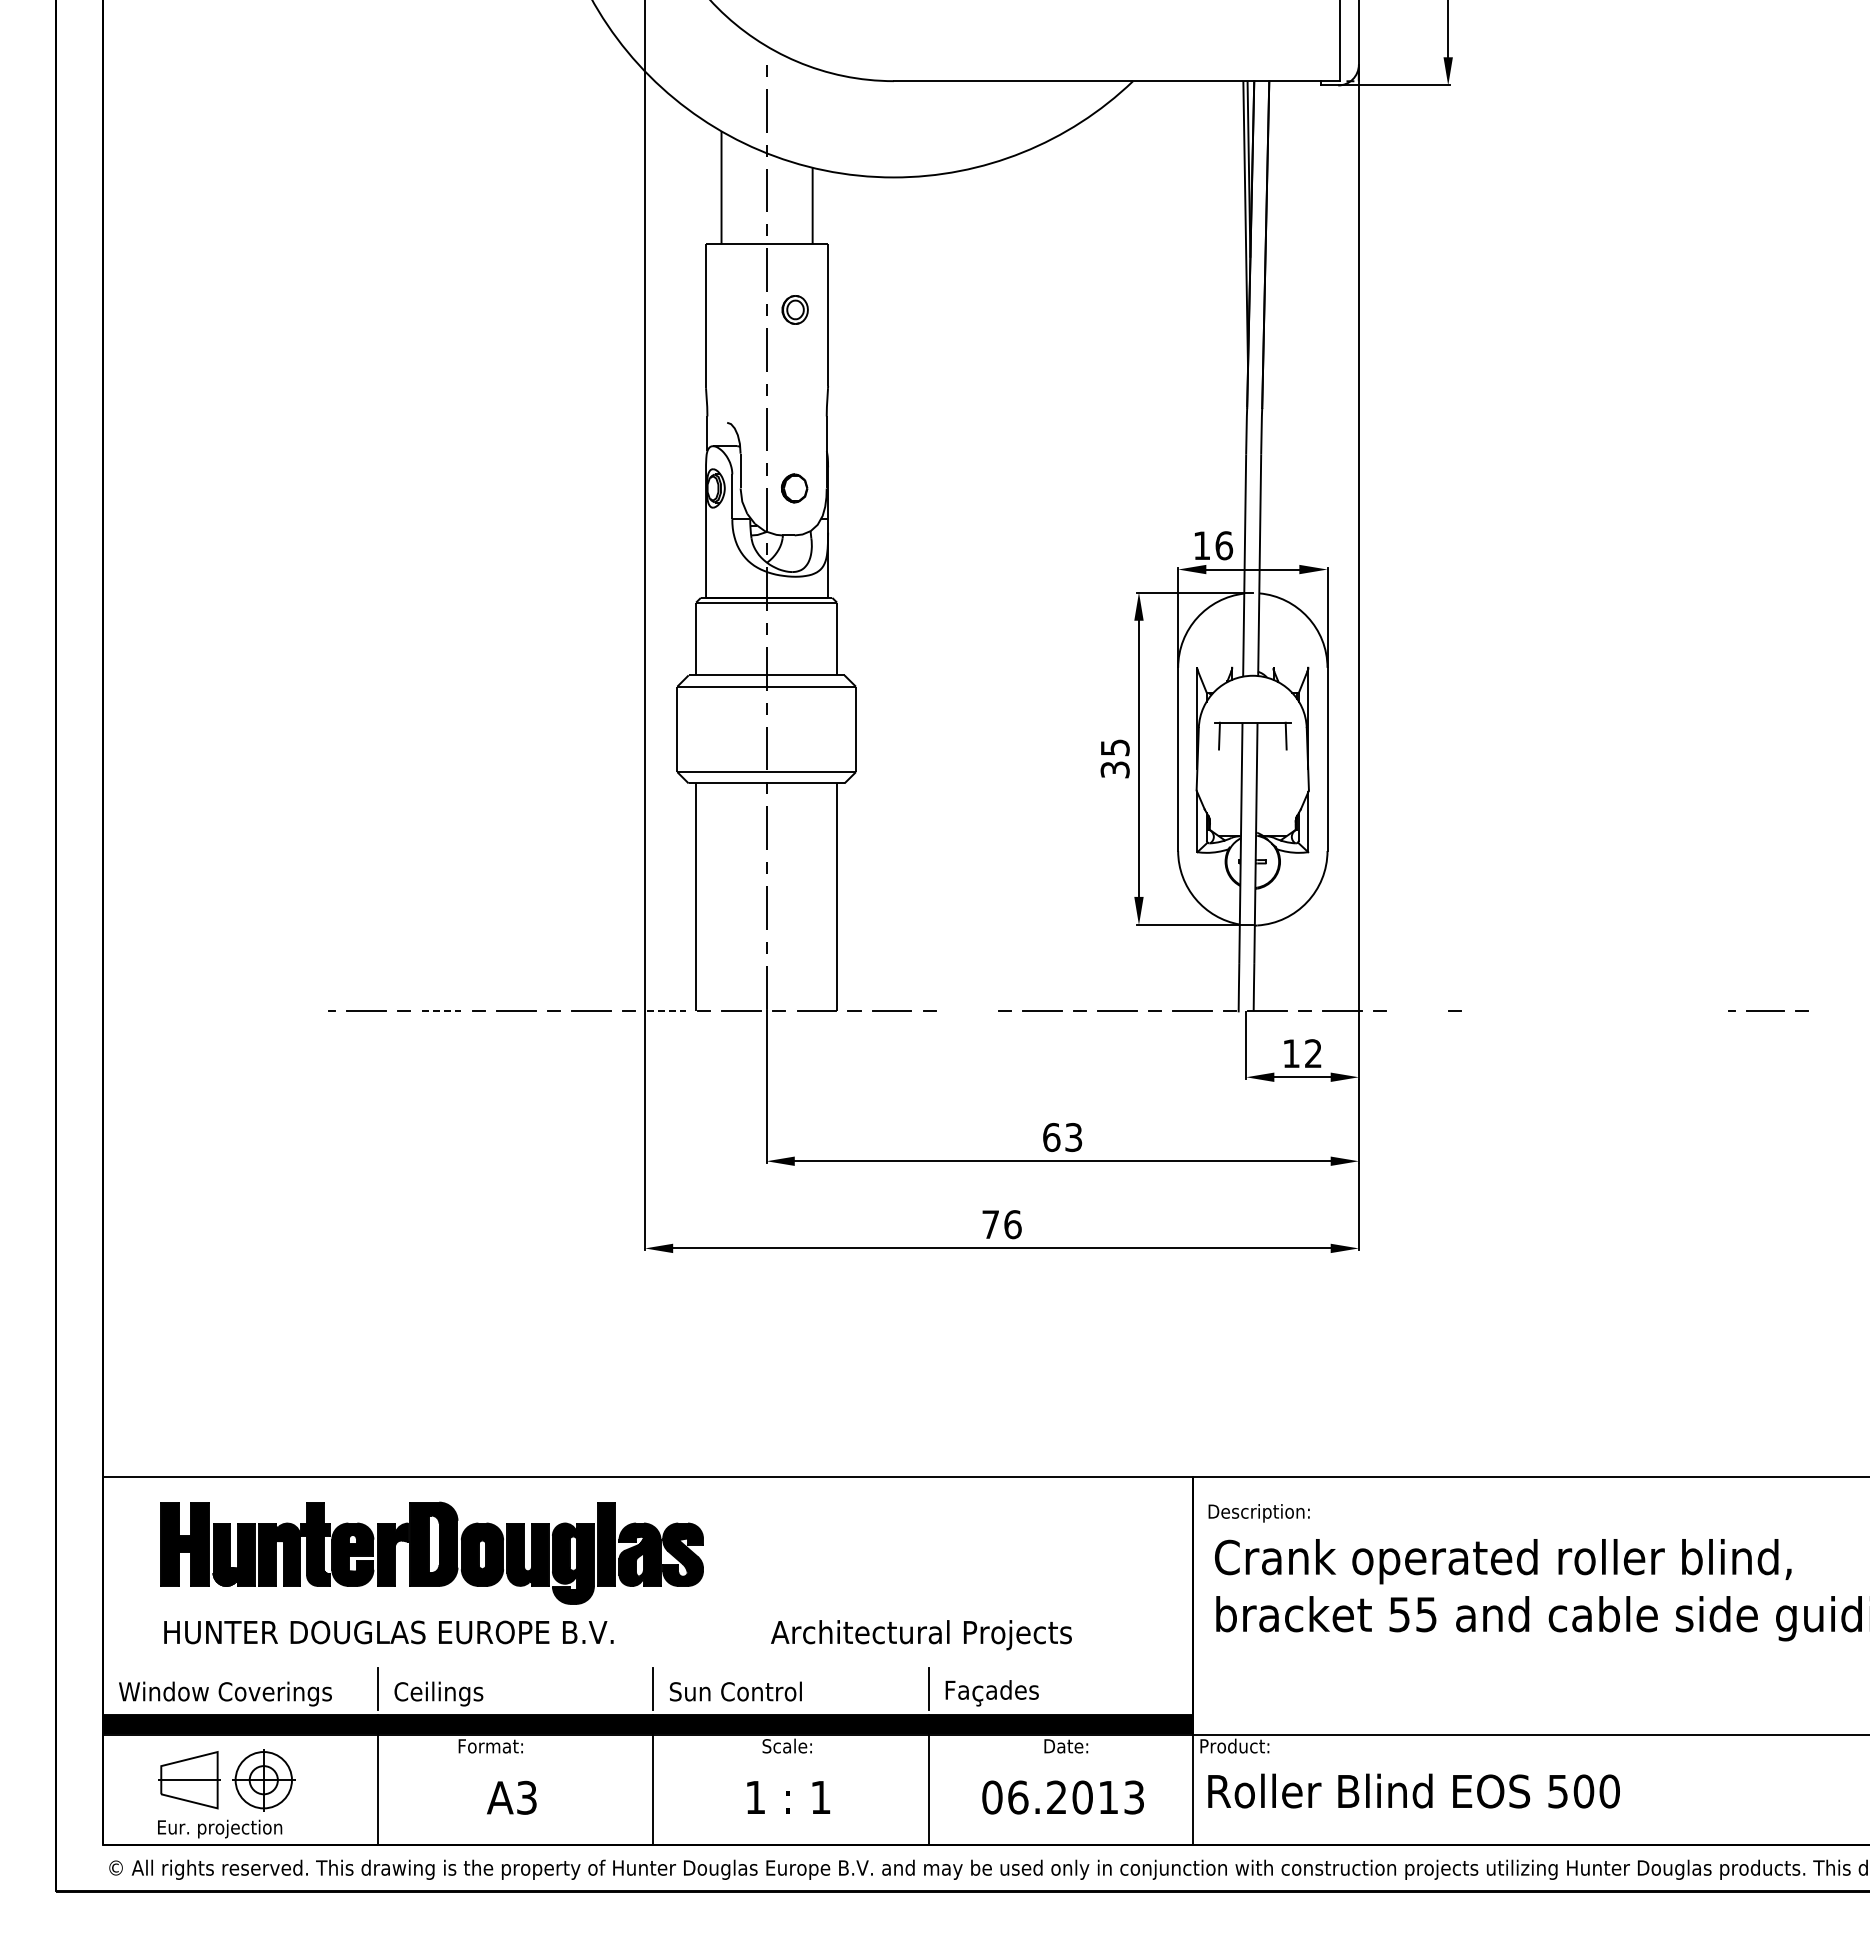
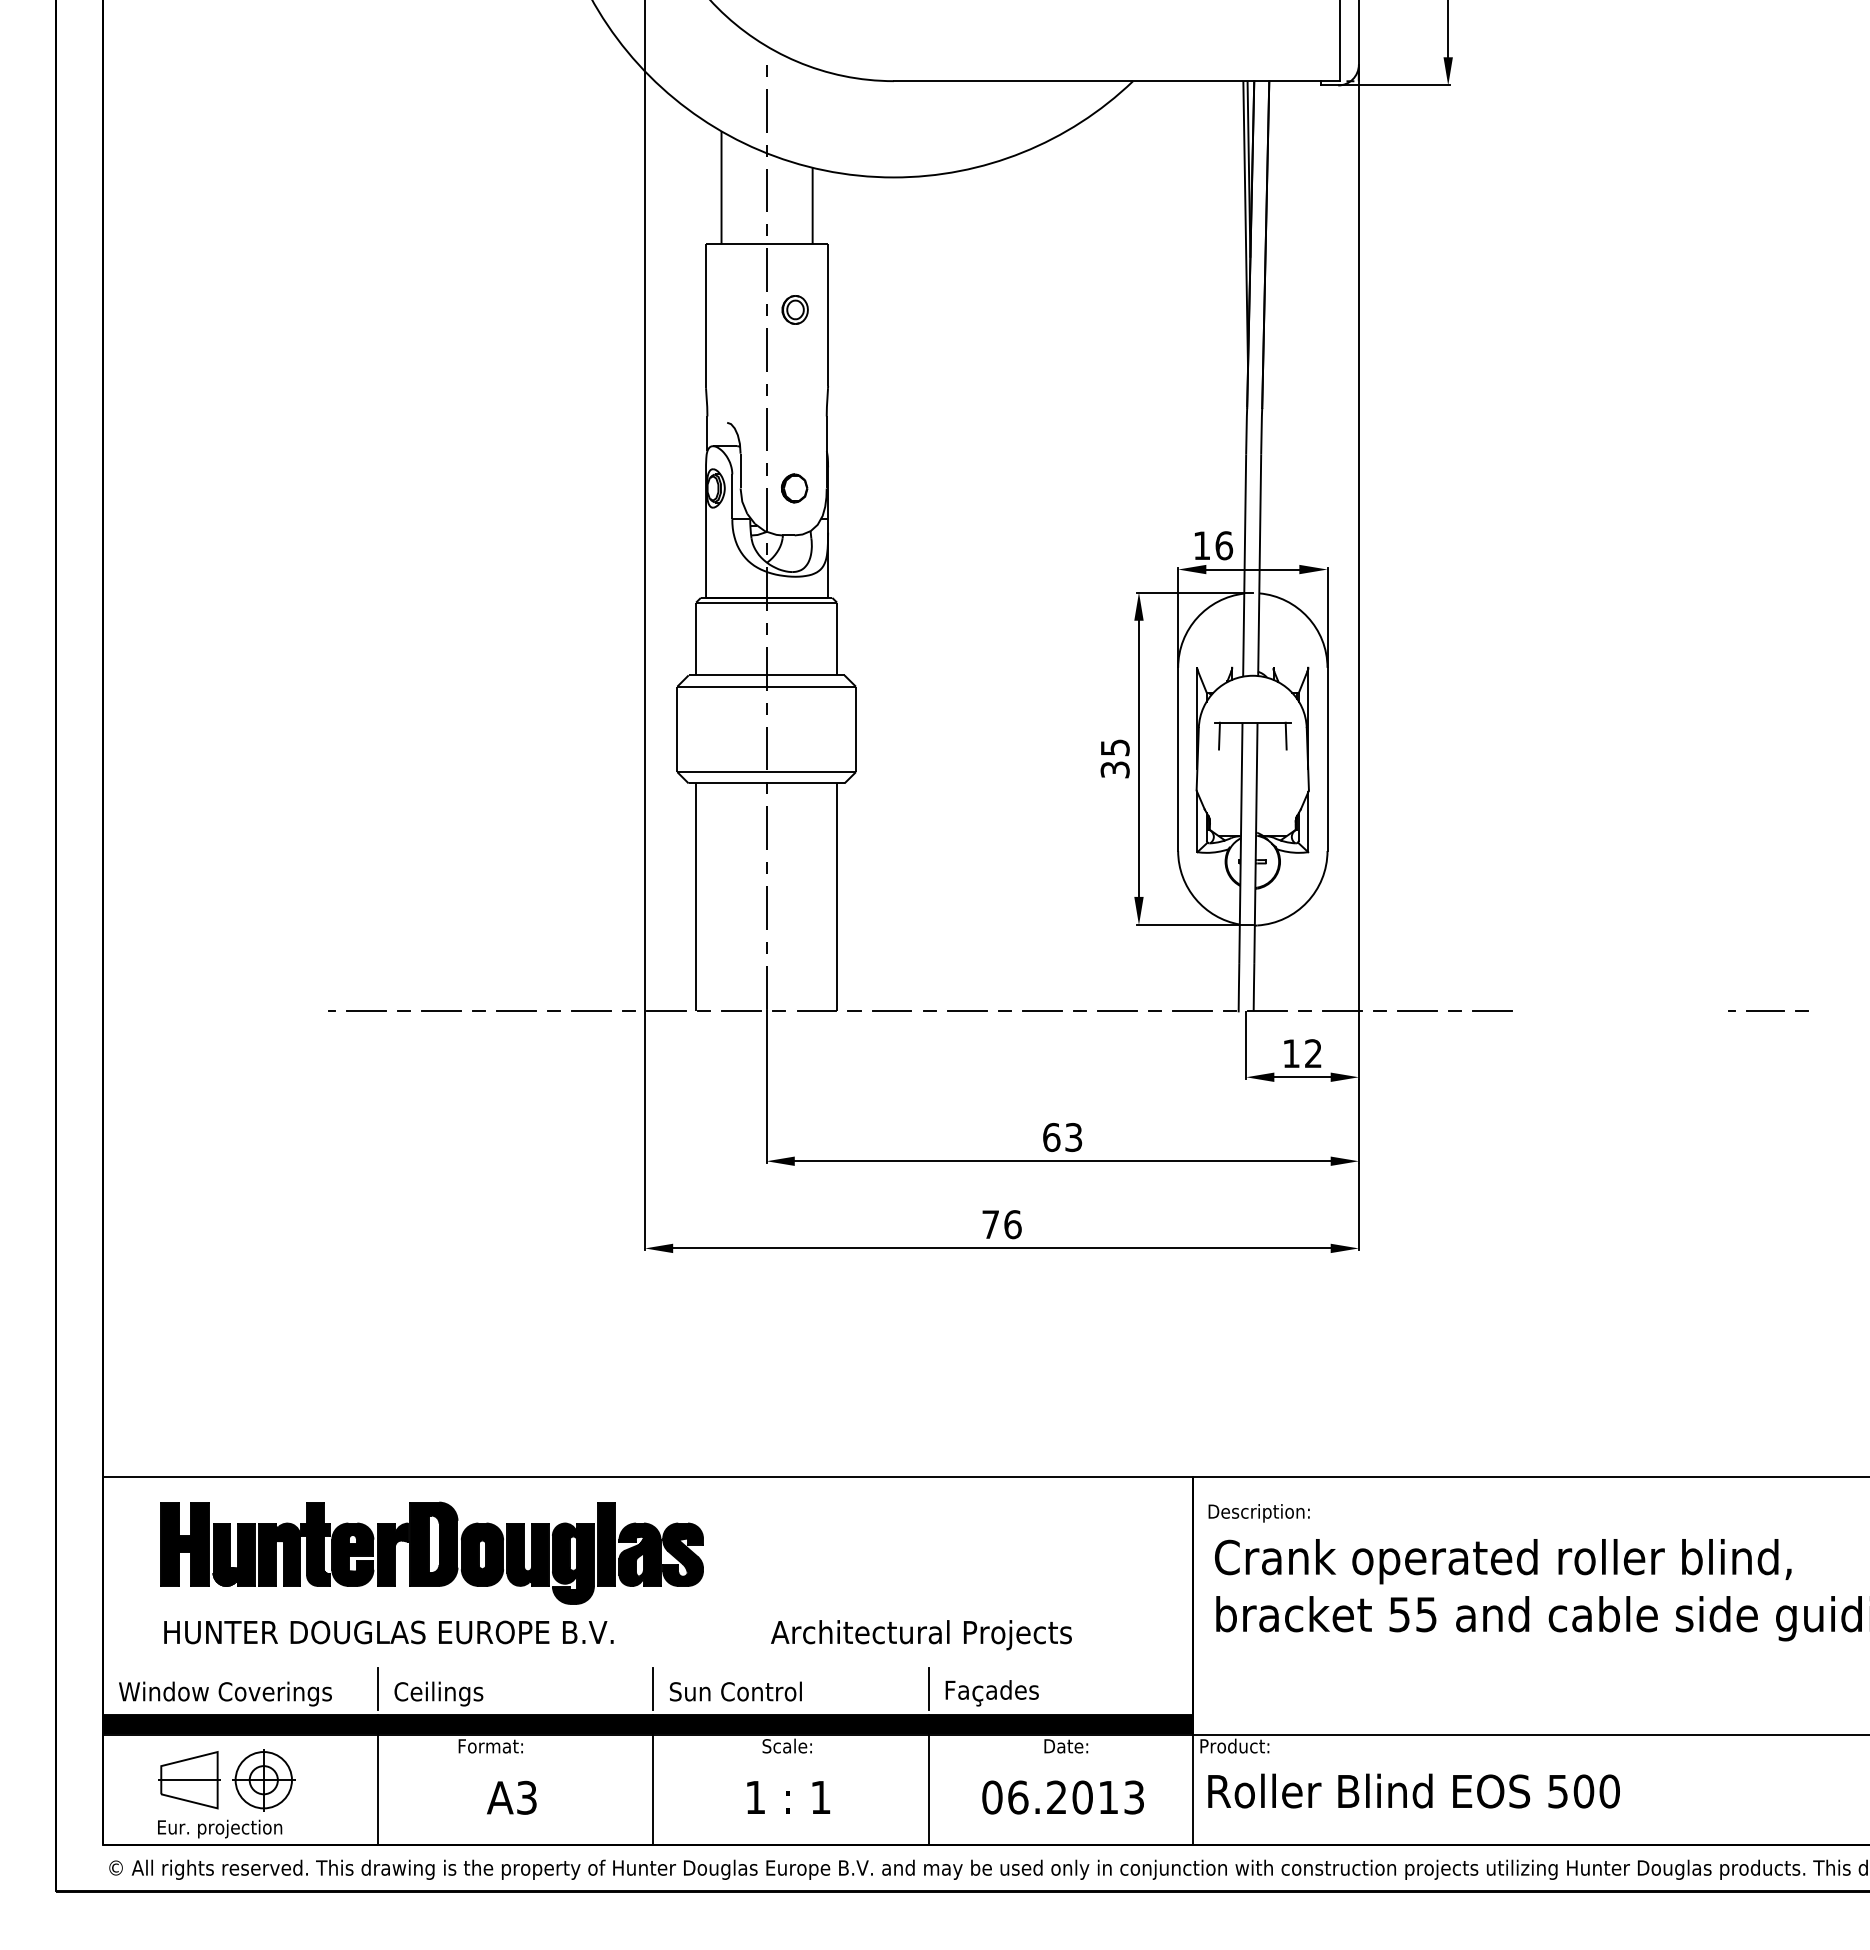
line: none -> present (1417, 1010)
line: dashed -> solid (441, 1011)
line: dashed -> solid (667, 1011)
line: none -> present (966, 1011)
line: none -> present (1492, 1011)
